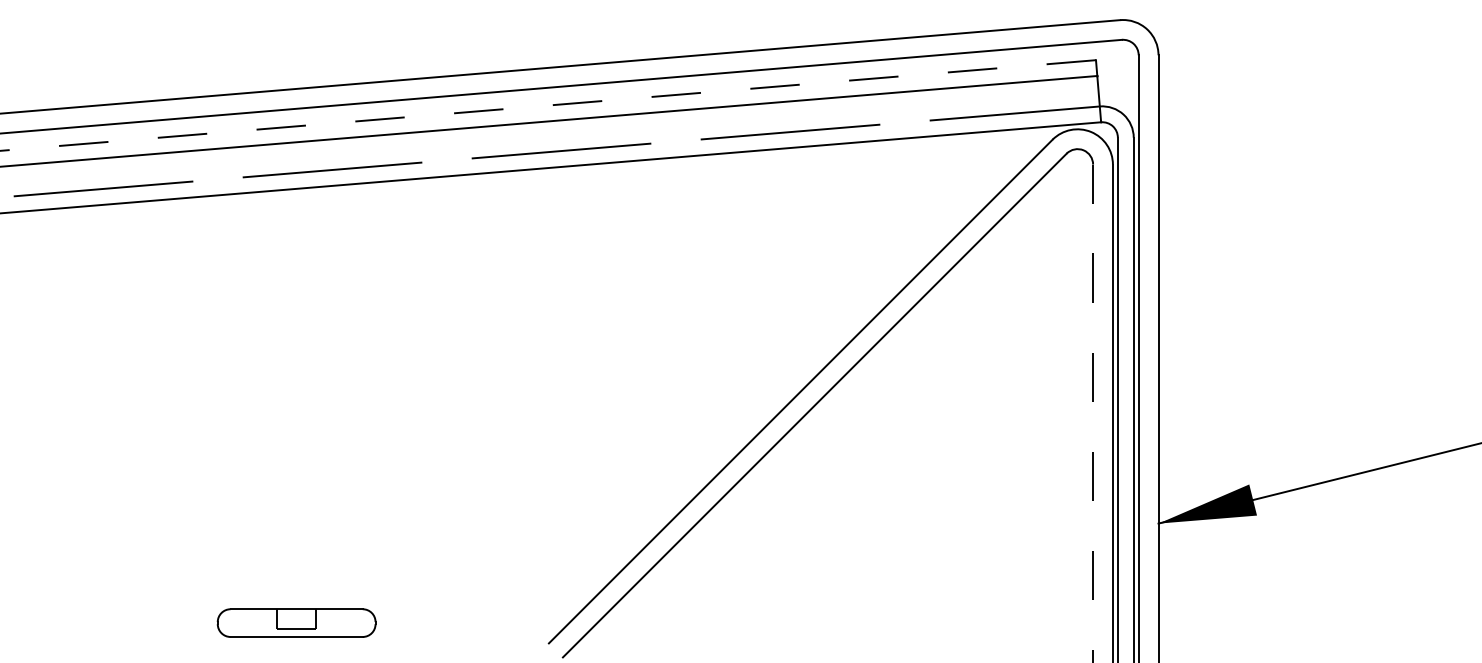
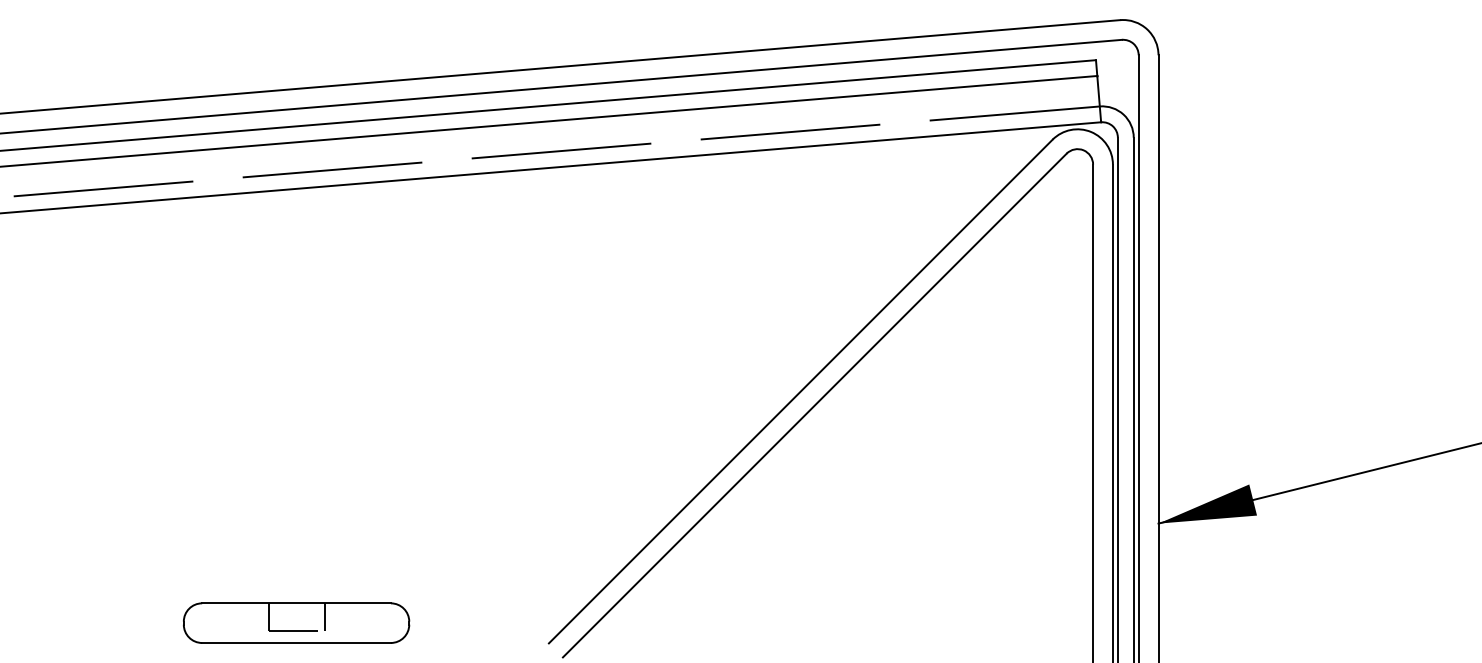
line: dashed -> solid (548, 105)
line: dashed -> solid (1093, 413)
part size: 161x30 px -> 228x42 px (296, 622)
